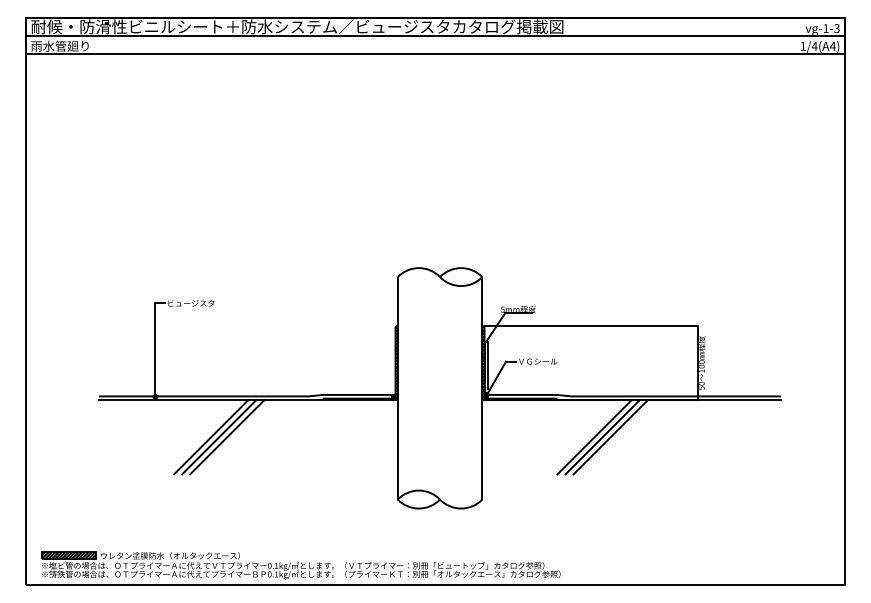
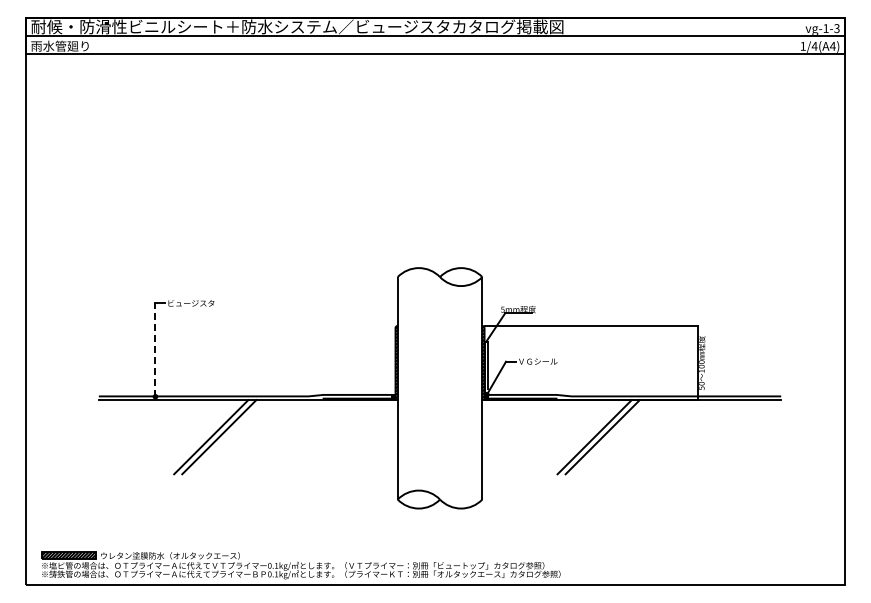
line: solid -> dashed (155, 350)
line: present -> none (227, 437)
line: present -> none (610, 437)
